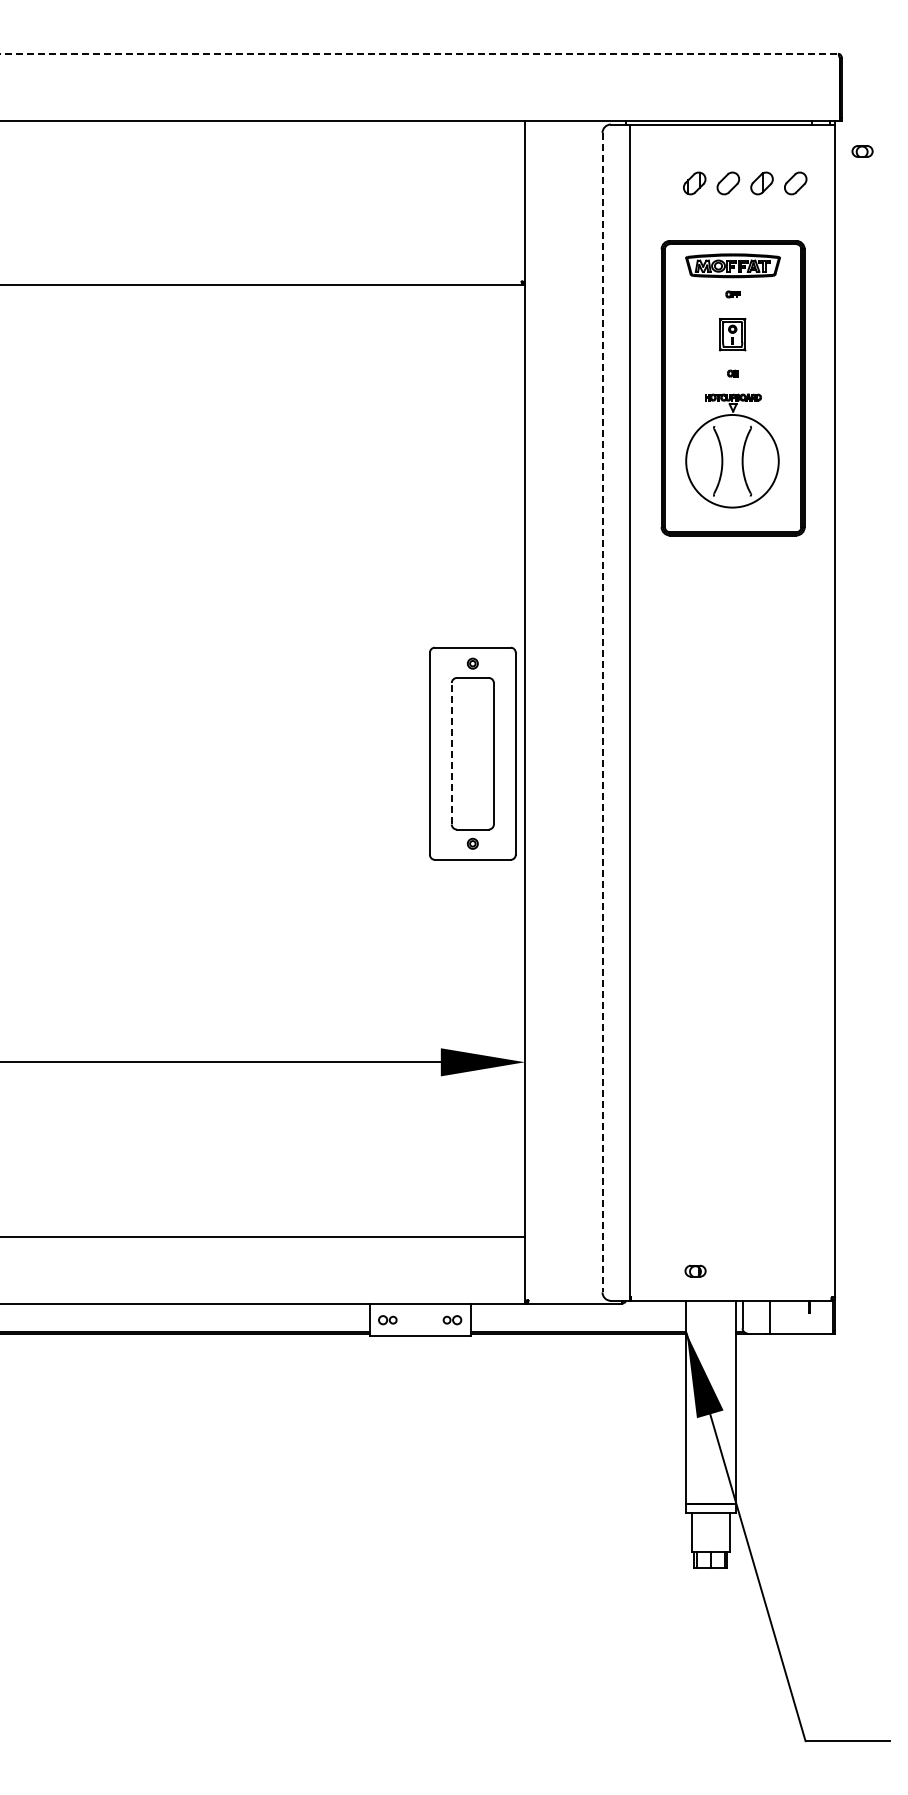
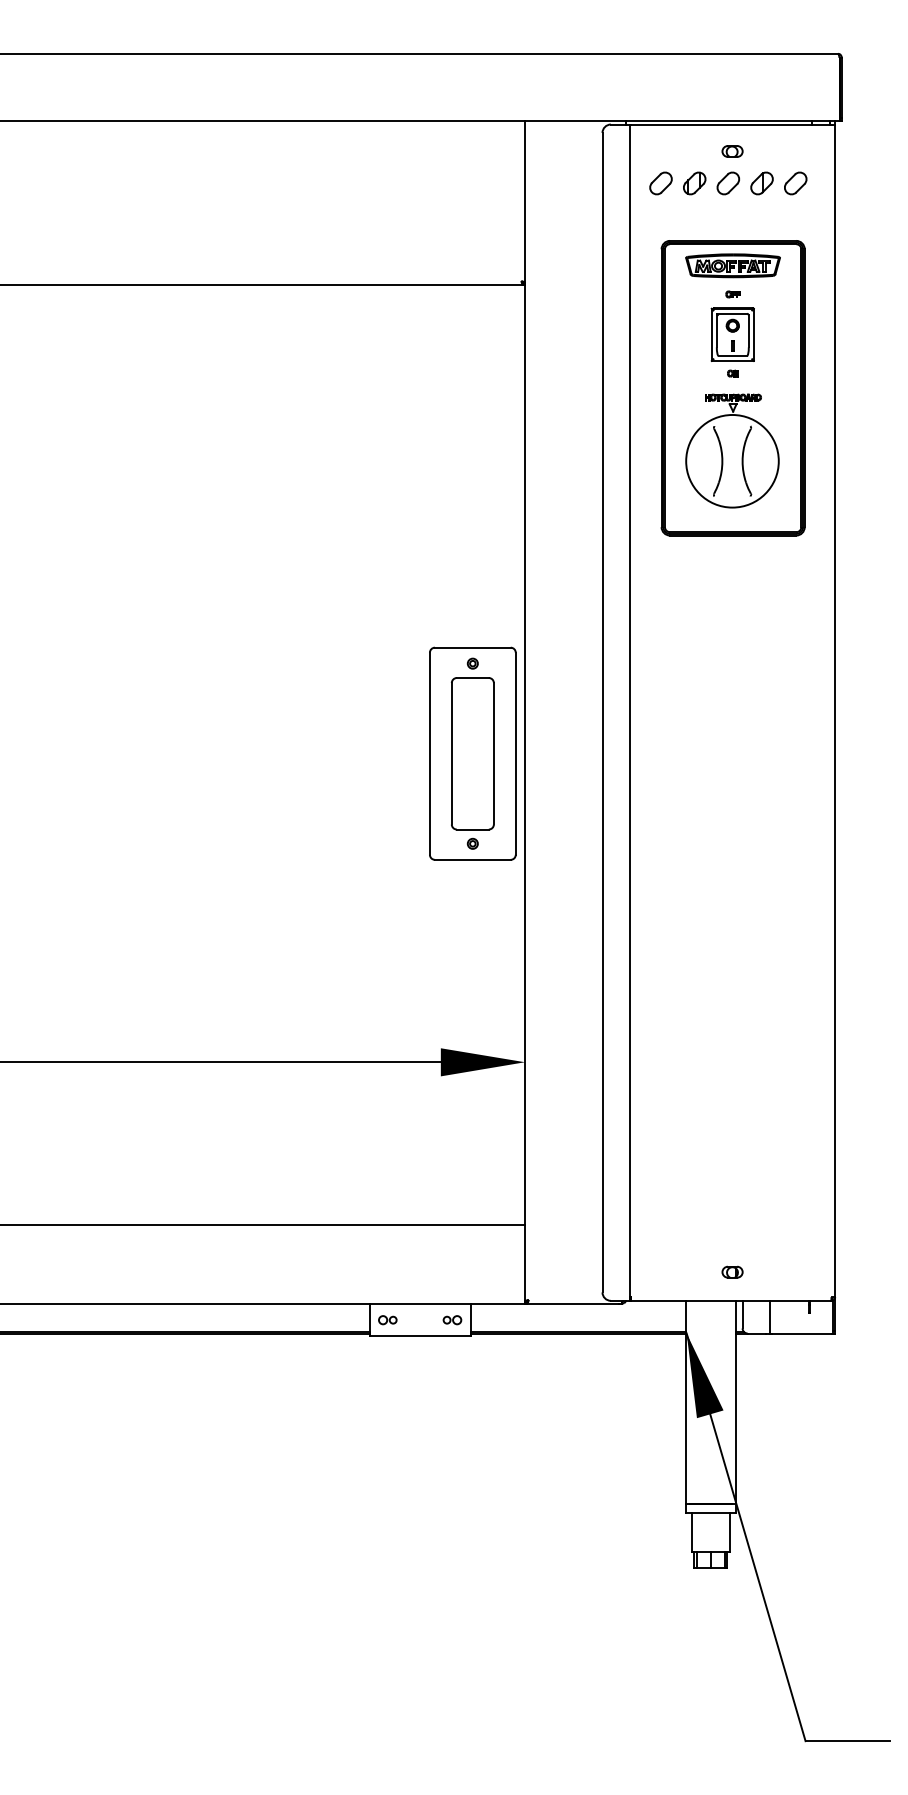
line: dashed -> solid (419, 53)
part position: (862, 151) -> (732, 151) (732, 151)
part: none -> present (660, 183)
part size: 28x34 px -> 45x55 px (732, 334)
line: dashed -> solid (602, 712)
line: dashed -> solid (451, 753)
line position: (263, 1237) -> (263, 1225) (263, 1225)
part position: (695, 1270) -> (732, 1271) (732, 1271)
